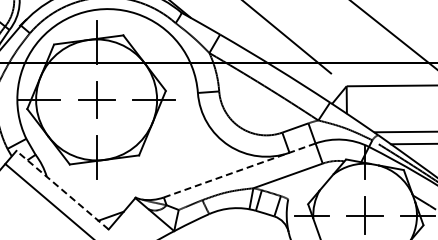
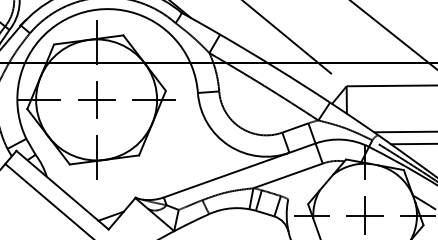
line: dashed -> solid (239, 170)
line: dashed -> solid (62, 190)
